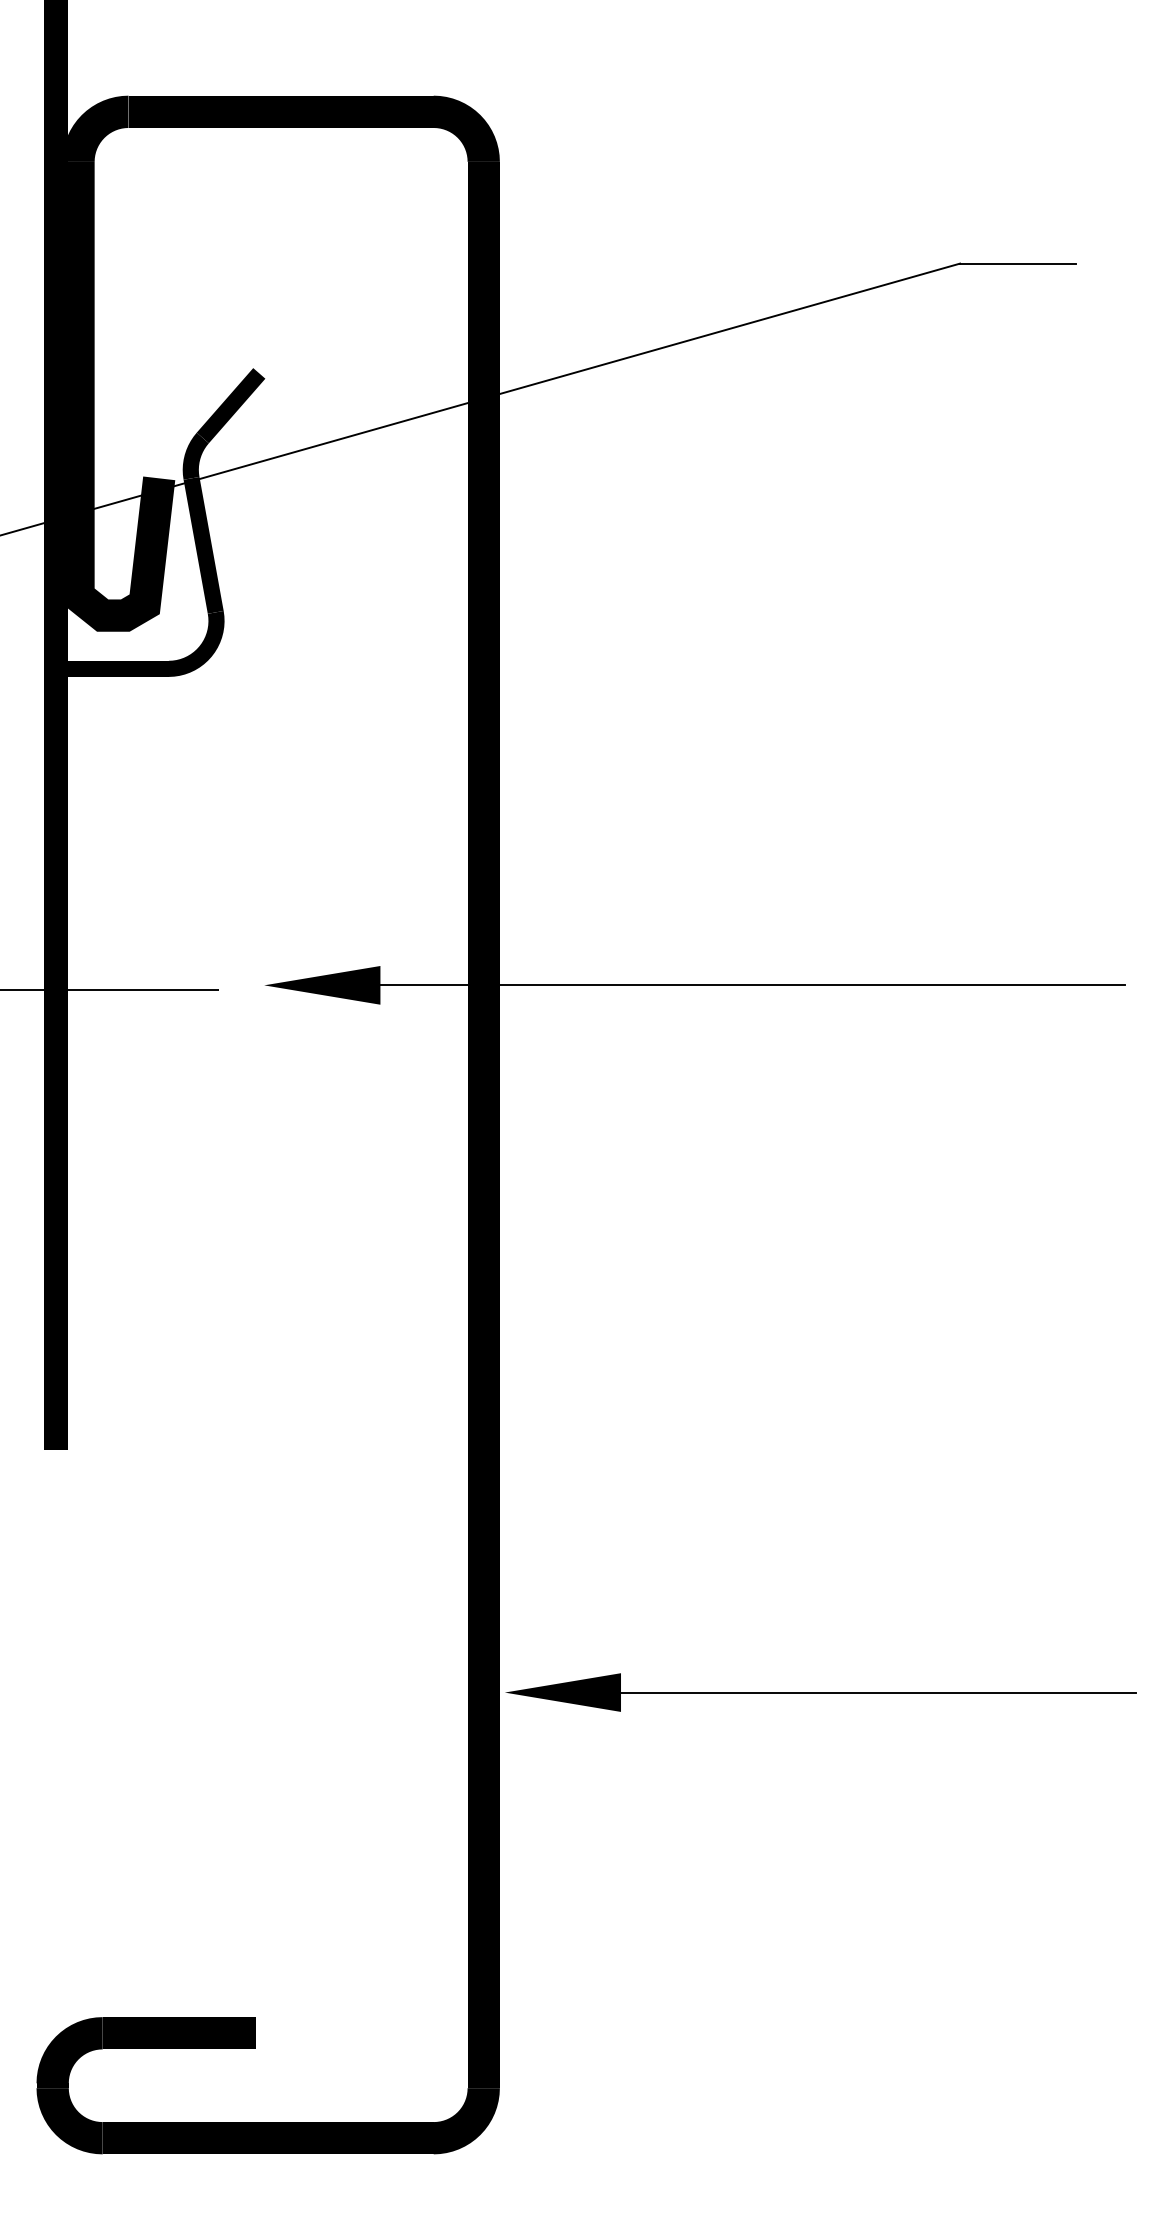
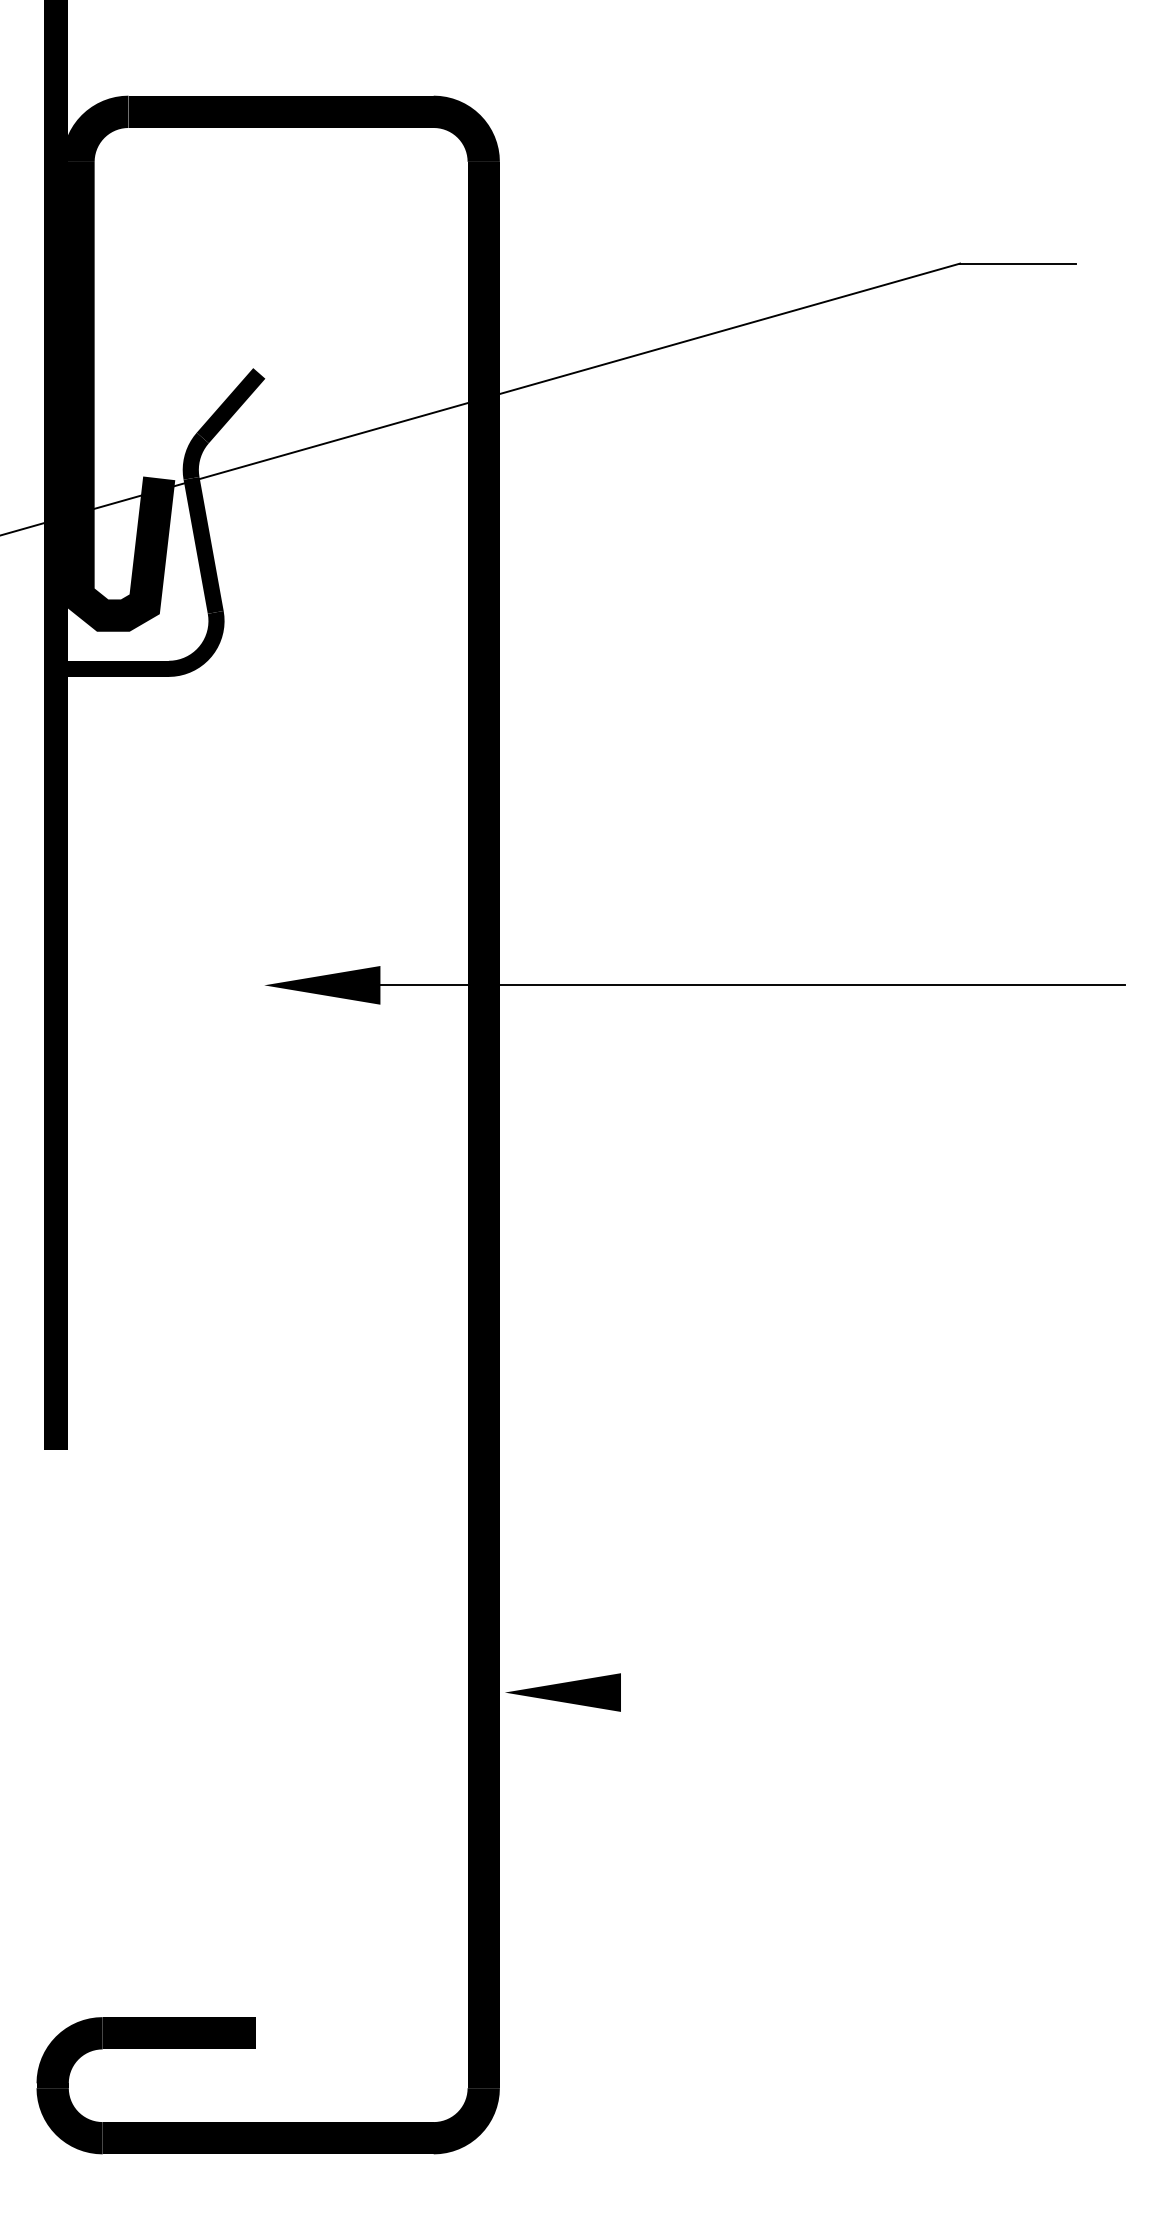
line: present -> none (110, 990)
line: present -> none (878, 1692)
